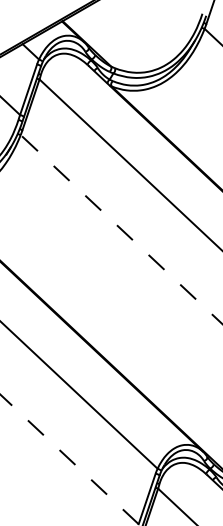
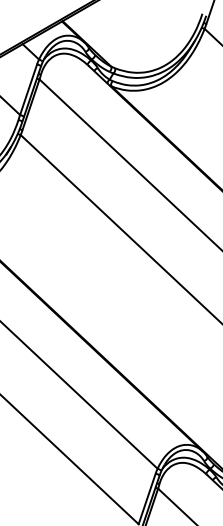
line: dashed -> solid (121, 229)
line: dashed -> solid (69, 459)
